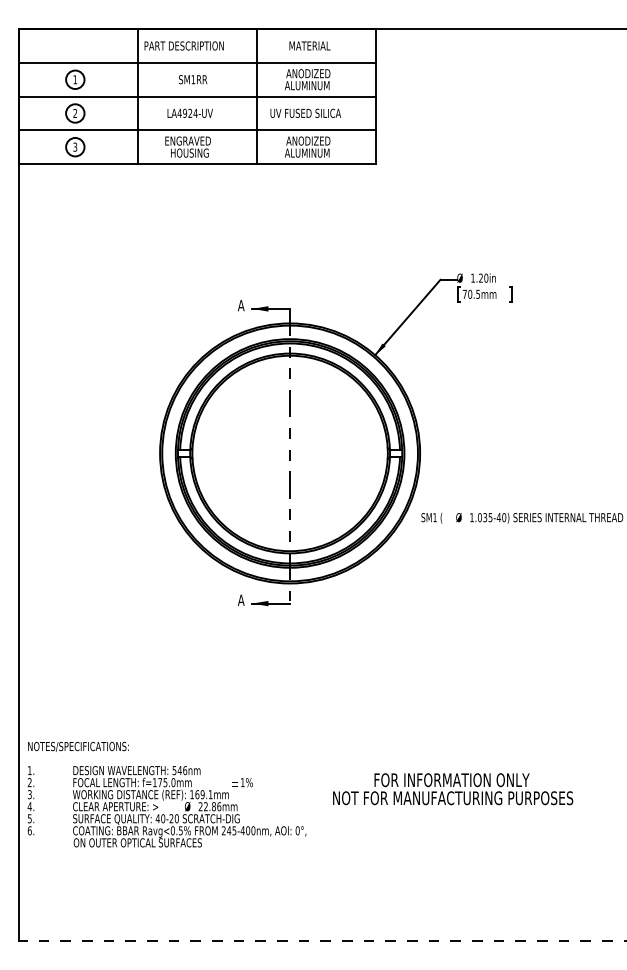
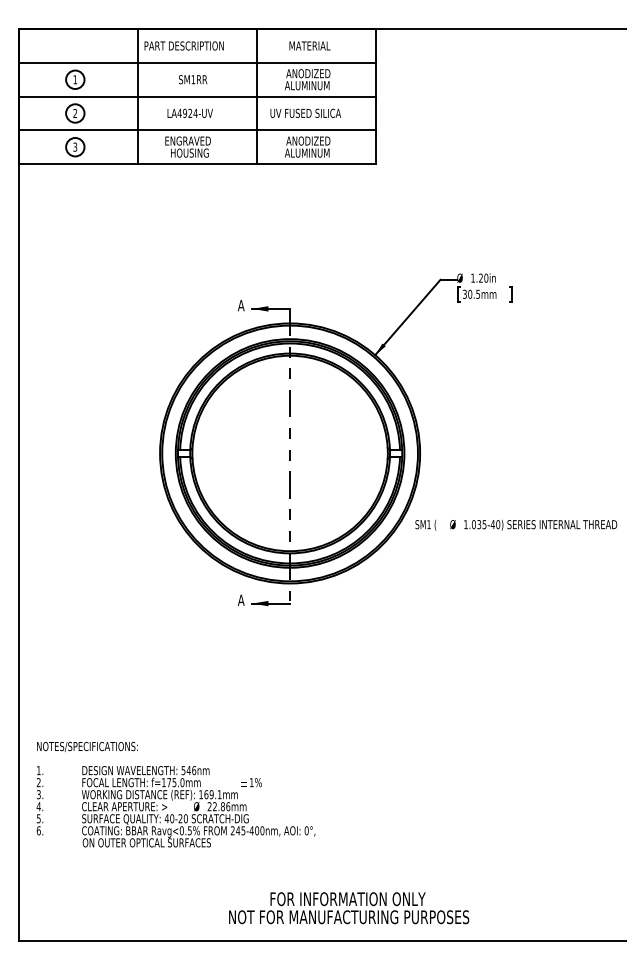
text: 70.5mm -> 30.5mm (464, 293)
text position: (522, 518) -> (516, 525) (516, 525)
text position: (453, 789) -> (349, 908) (349, 908)
text position: (166, 794) -> (175, 794) (175, 794)
line: dashed -> solid (322, 940)
